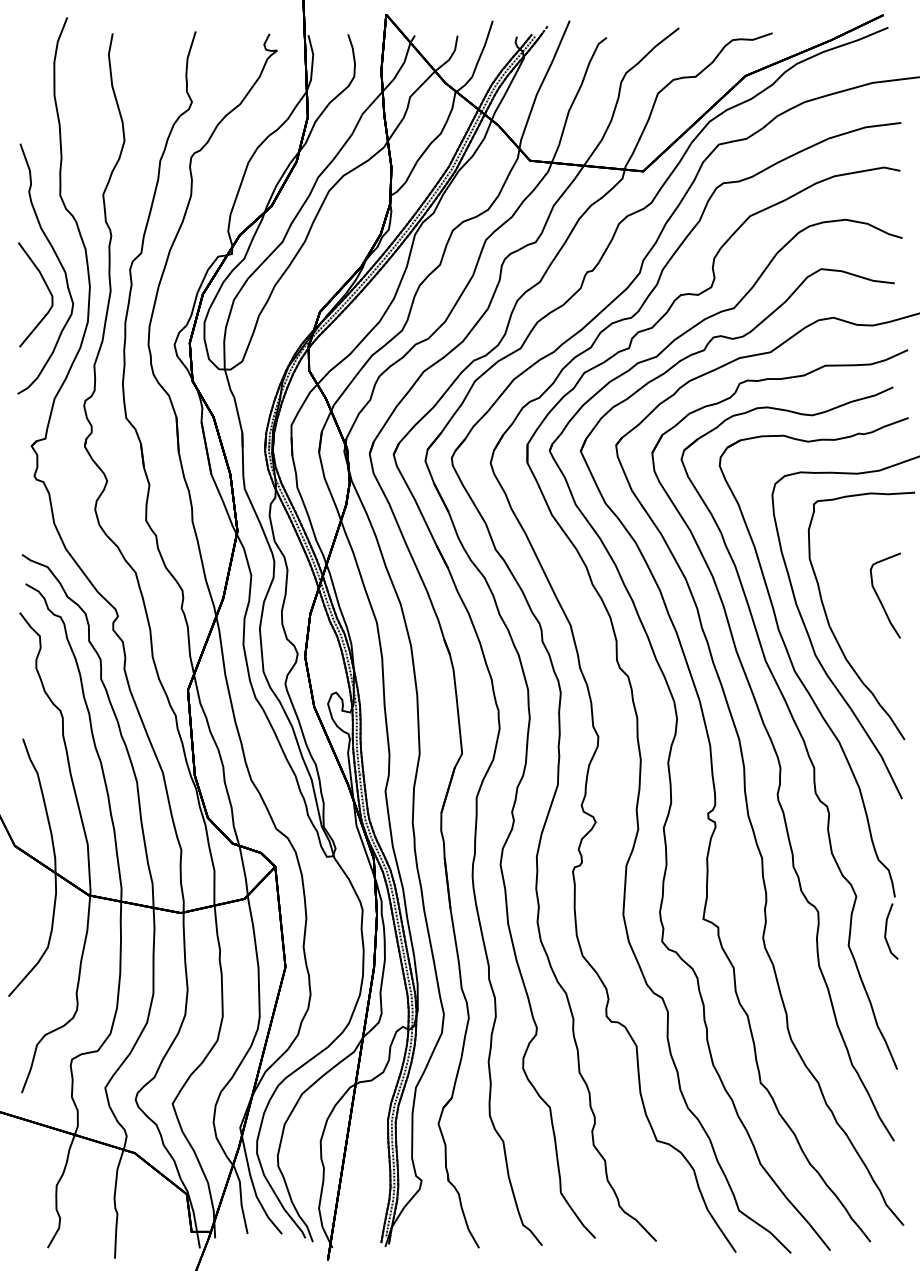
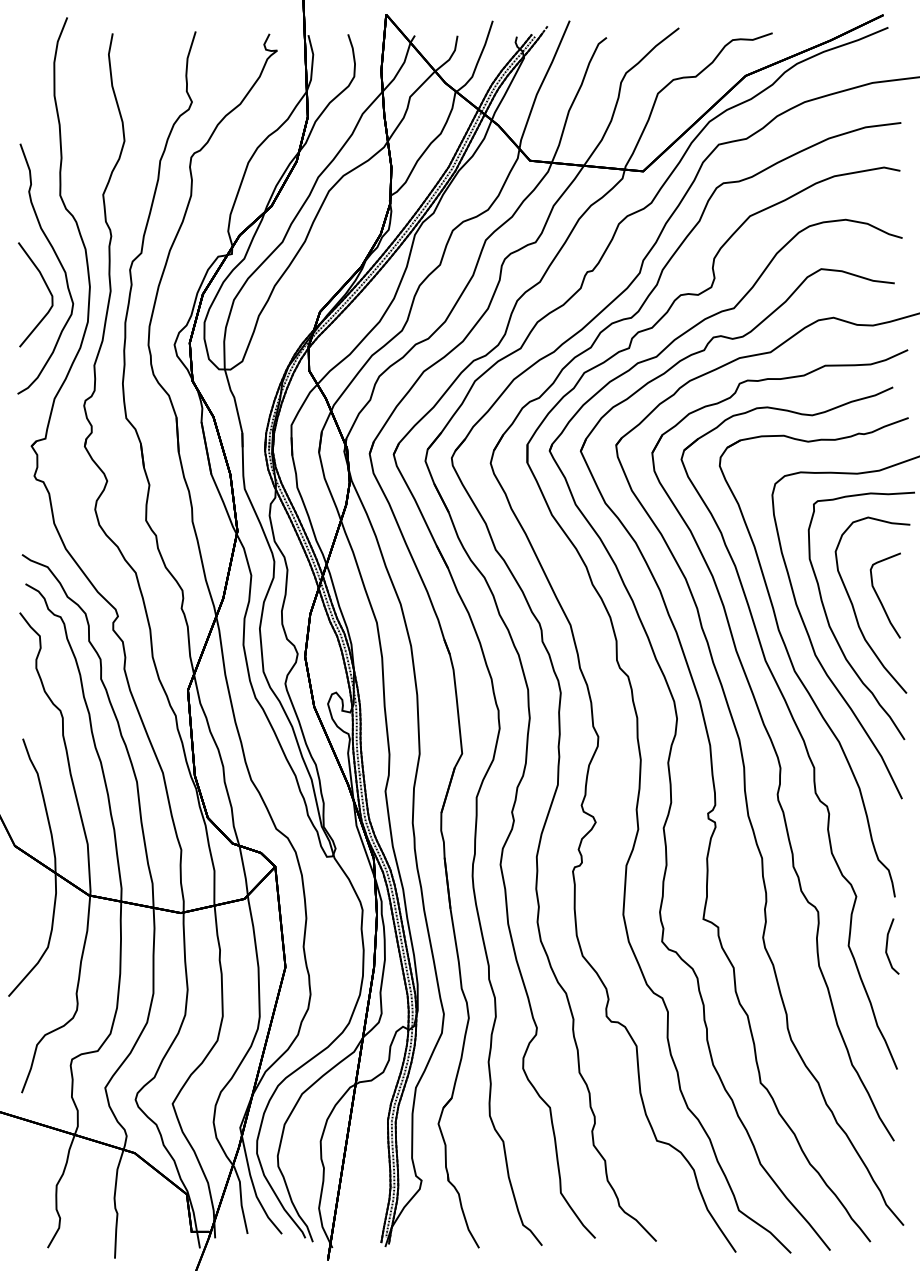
curve: none -> present (854, 607)
line position: (886, 931) -> (887, 946) (887, 946)
